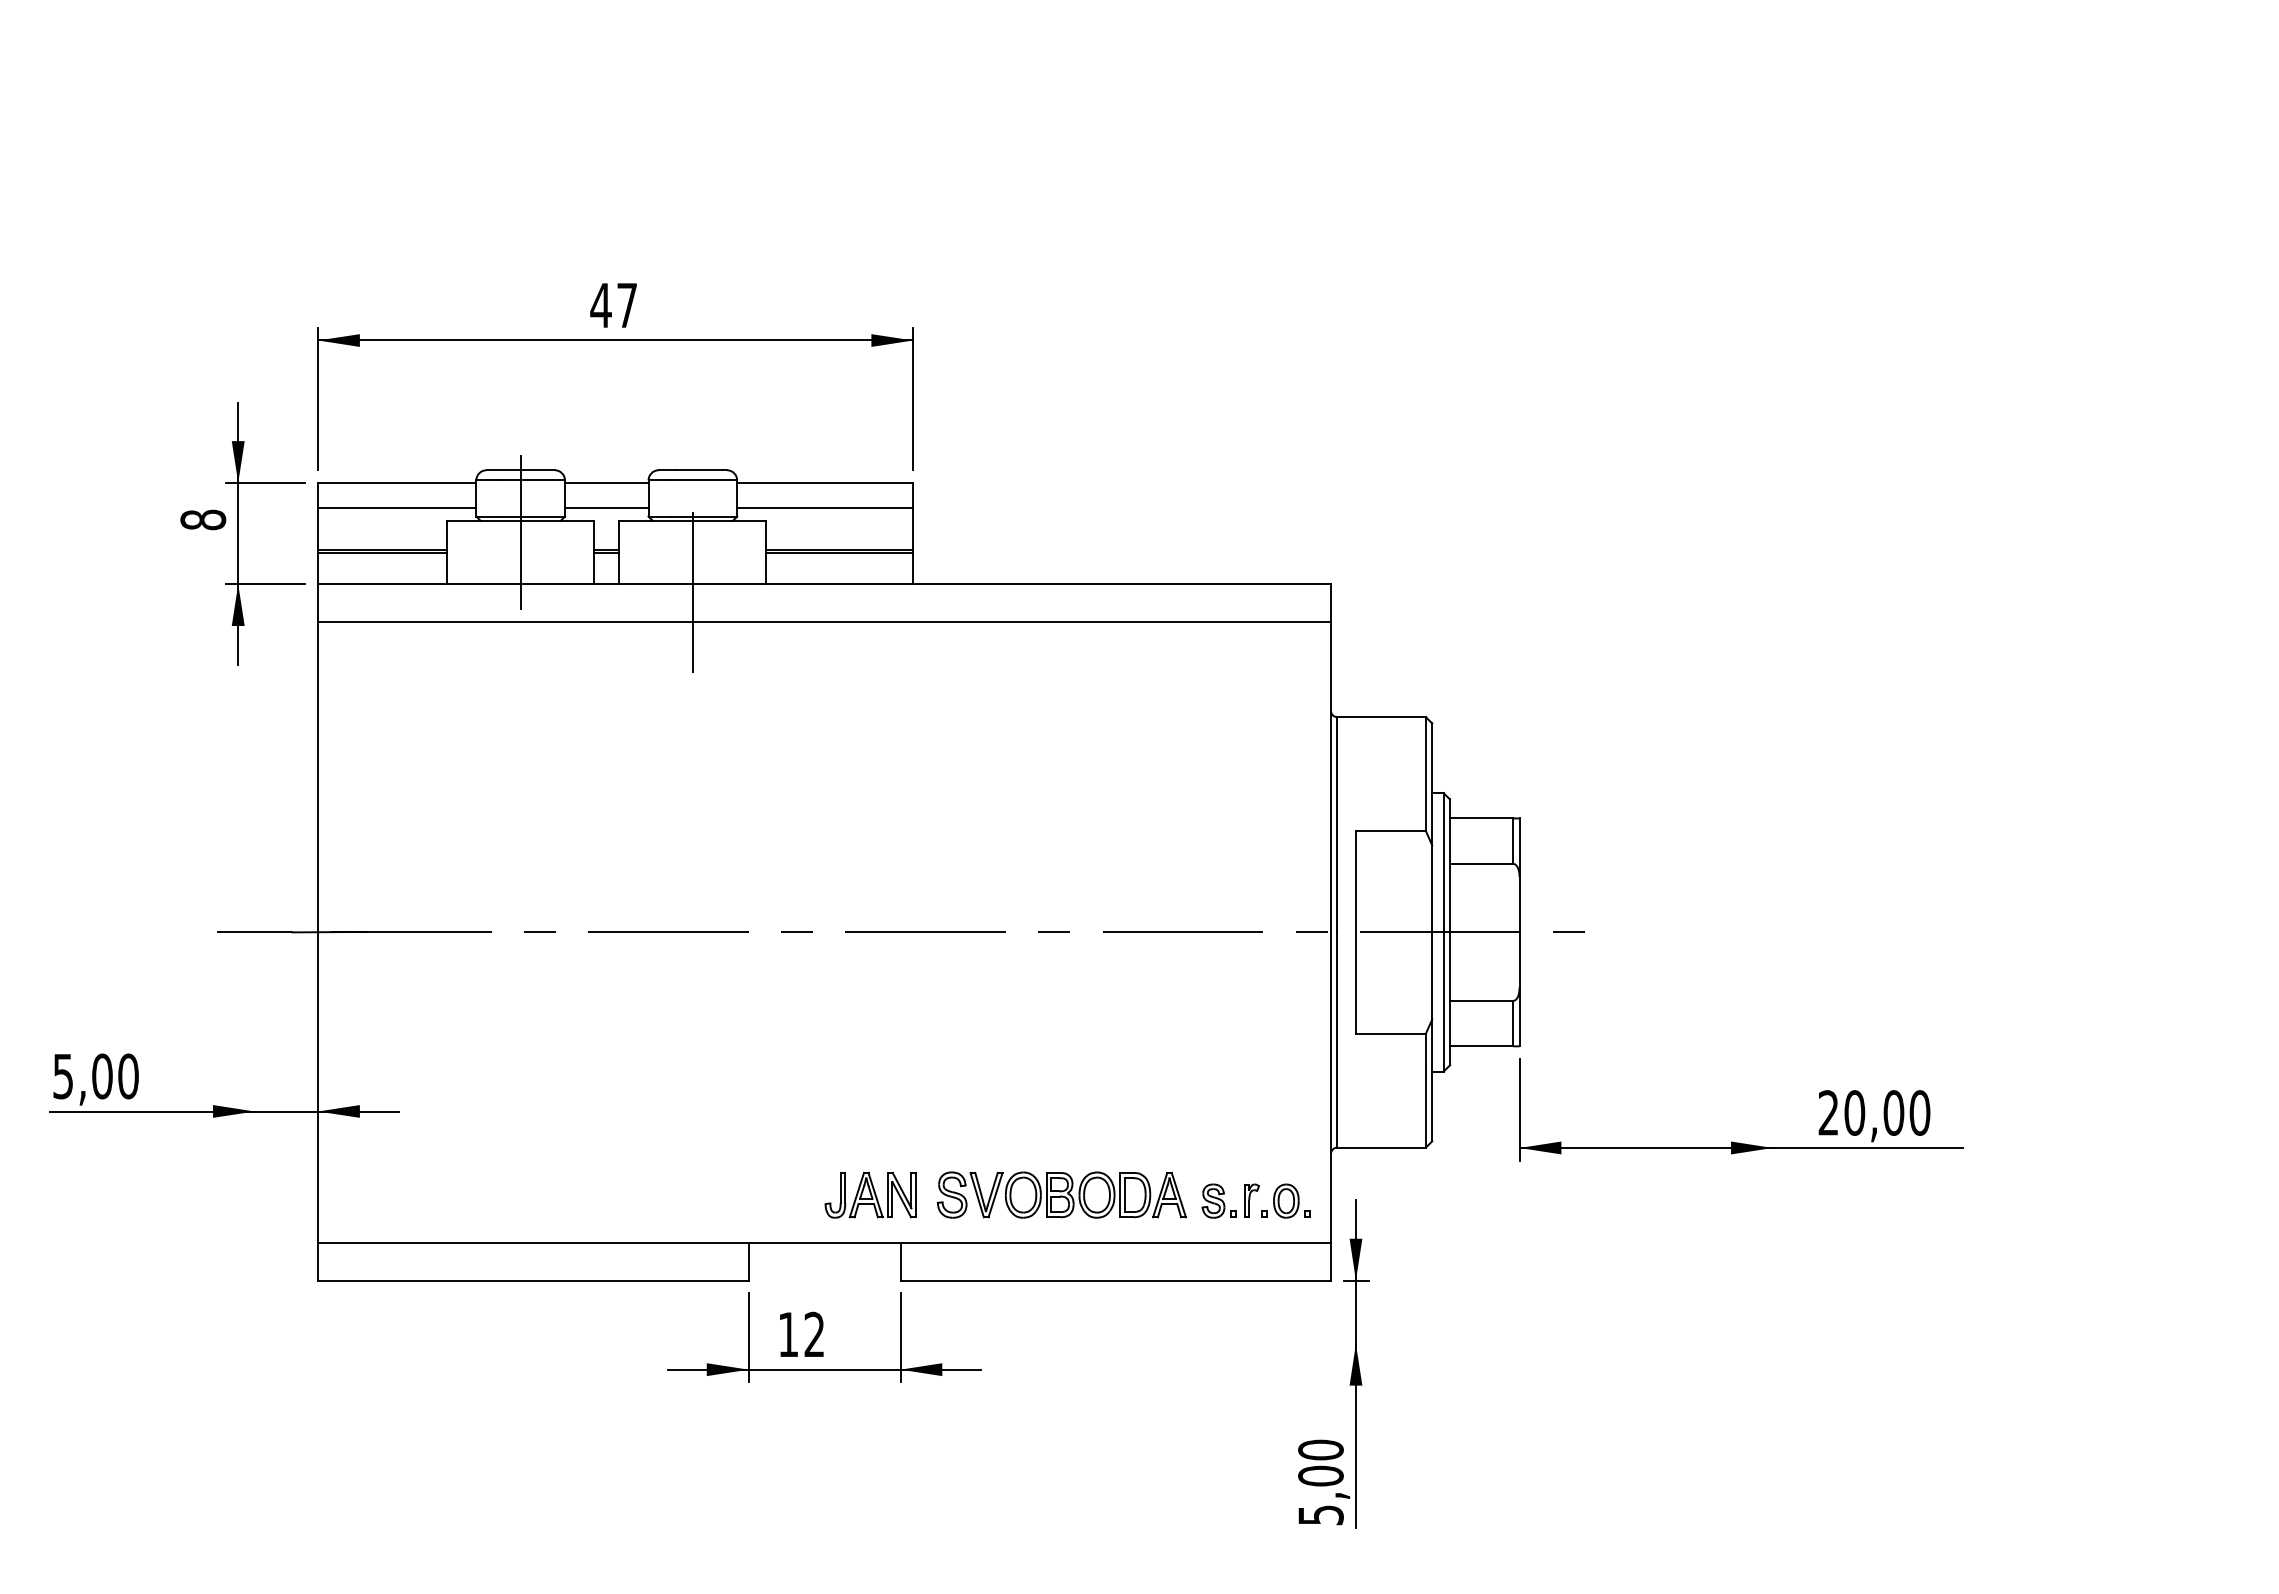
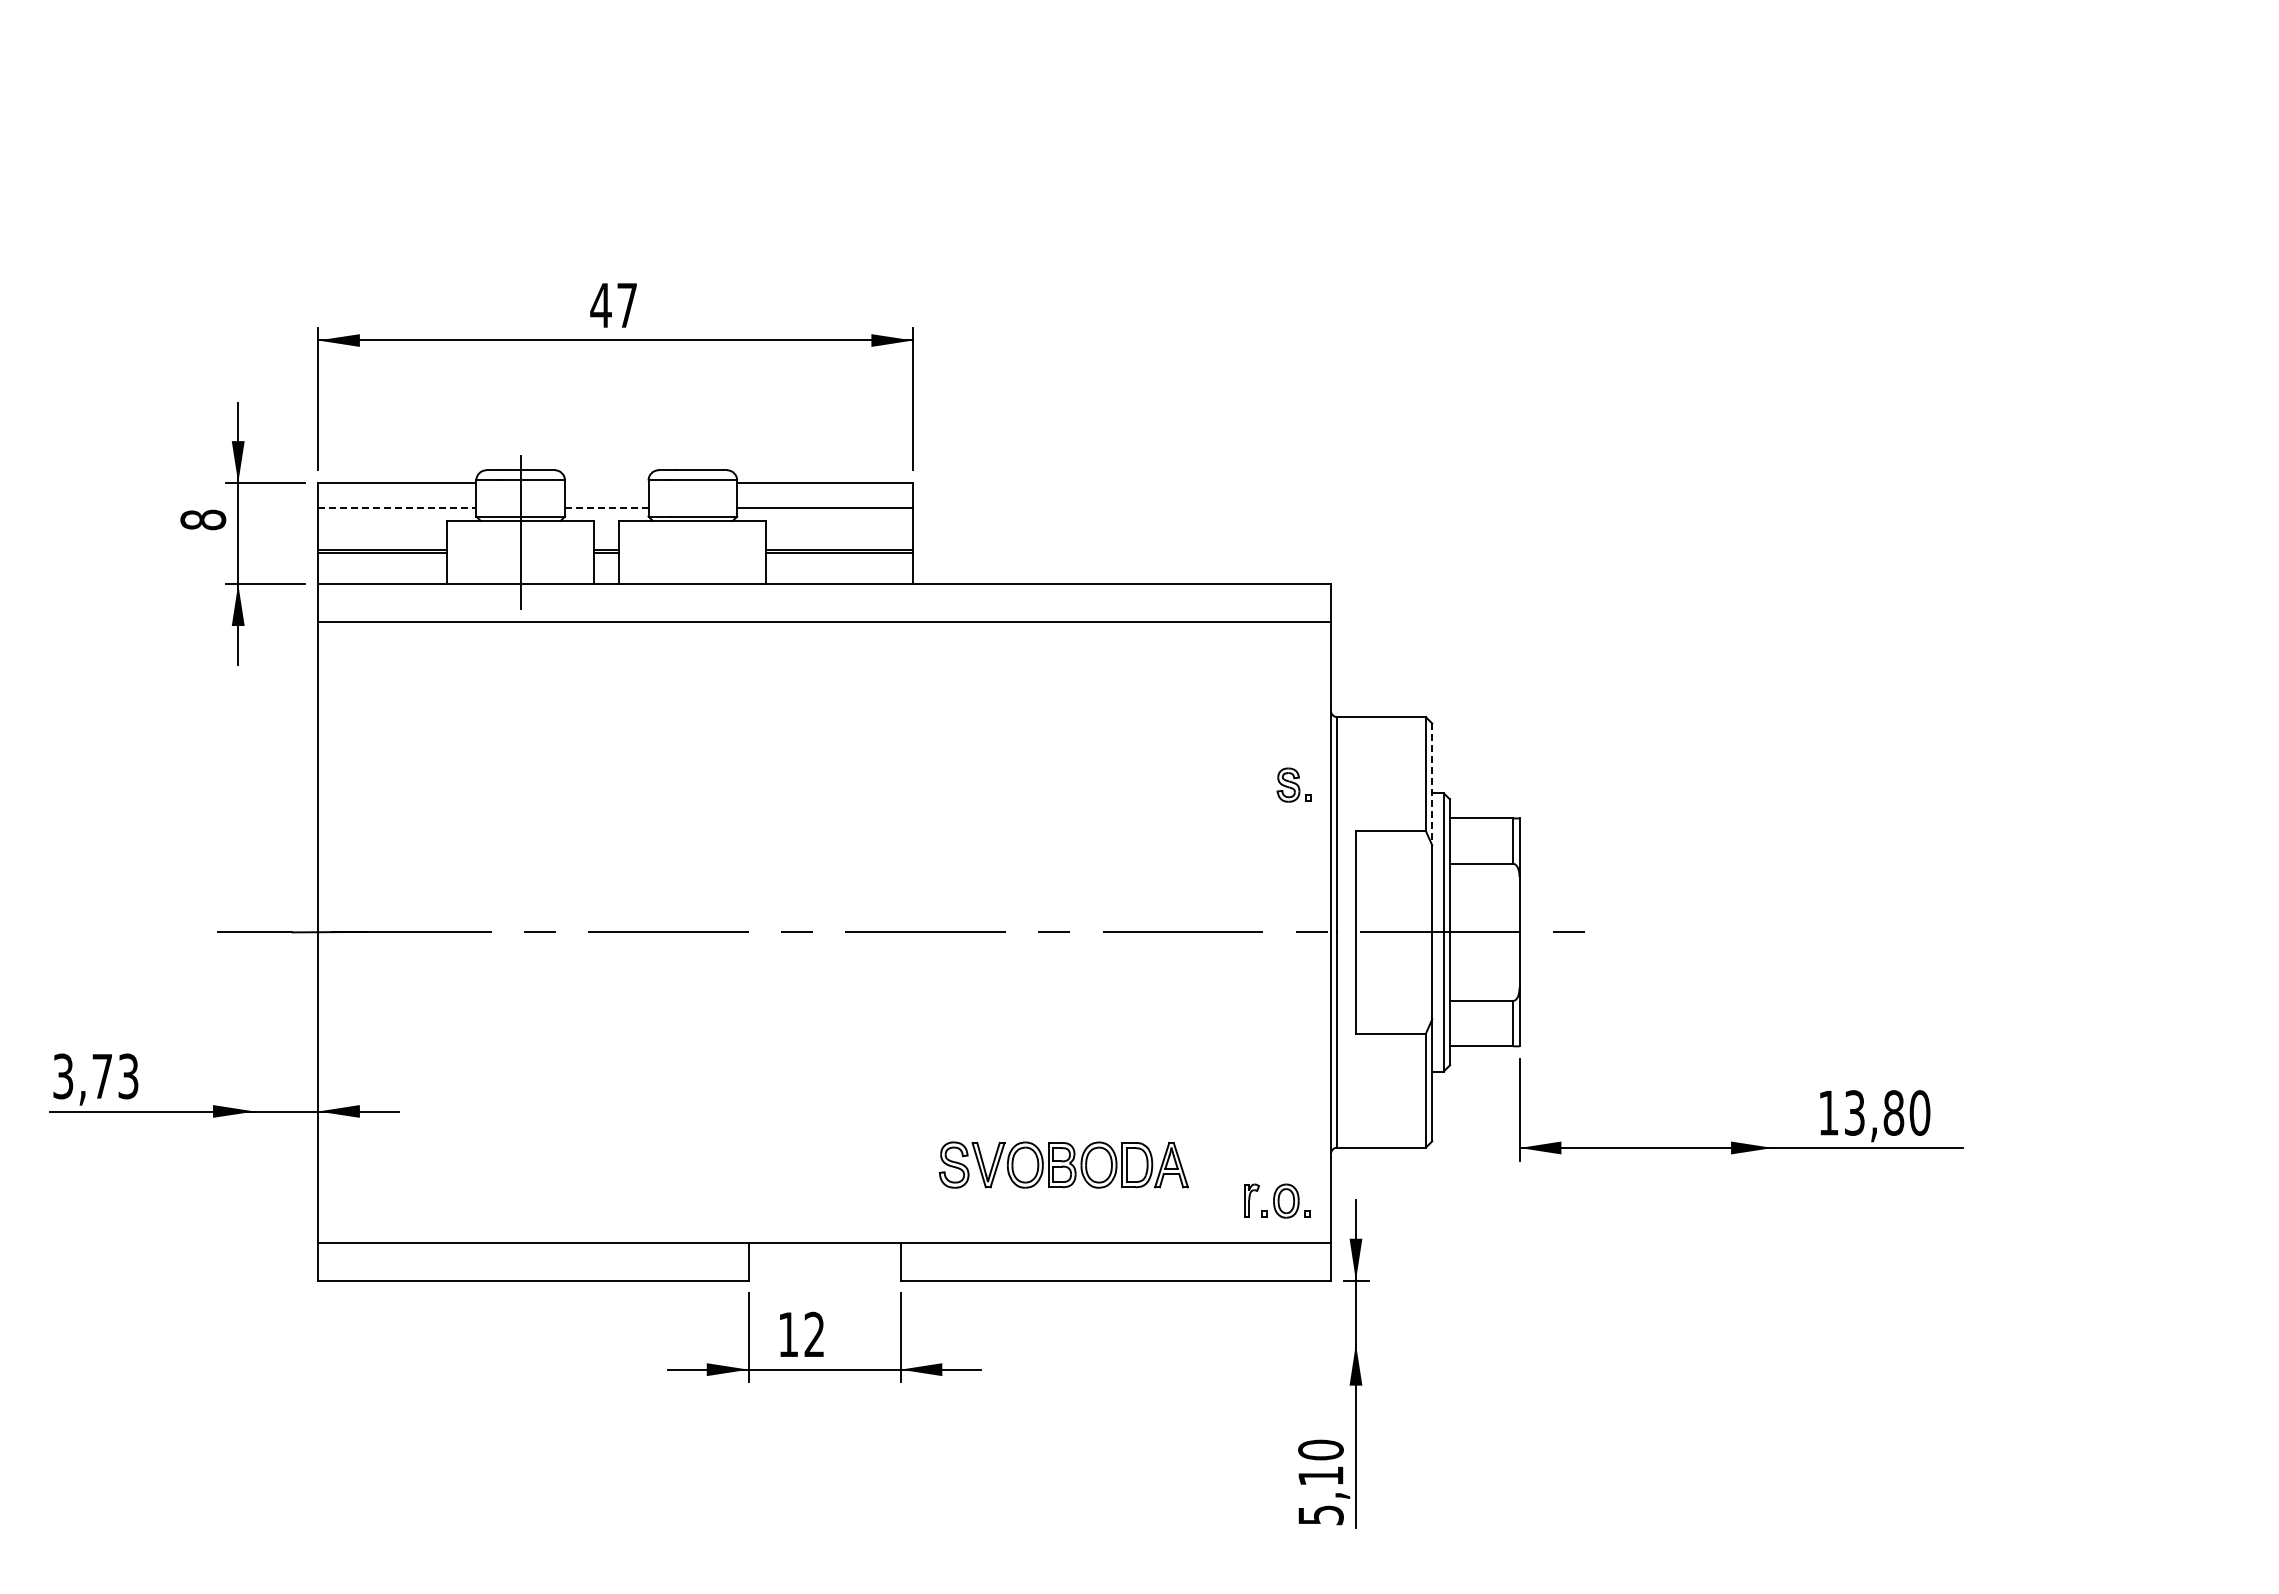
line: present -> none (606, 482)
line: solid -> dashed (397, 508)
line: solid -> dashed (606, 508)
line: present -> none (692, 591)
line: solid -> dashed (1432, 784)
text: 5,00 -> 3,73 (95, 1076)
text: 20,00 -> 13,80 (1861, 1112)
part position: (1061, 1194) -> (1063, 1164) (1063, 1164)
part: present -> none (870, 1195)
part position: (1218, 1200) -> (1293, 784) (1293, 784)
text: 5,00 -> 5,10 (1320, 1475)
